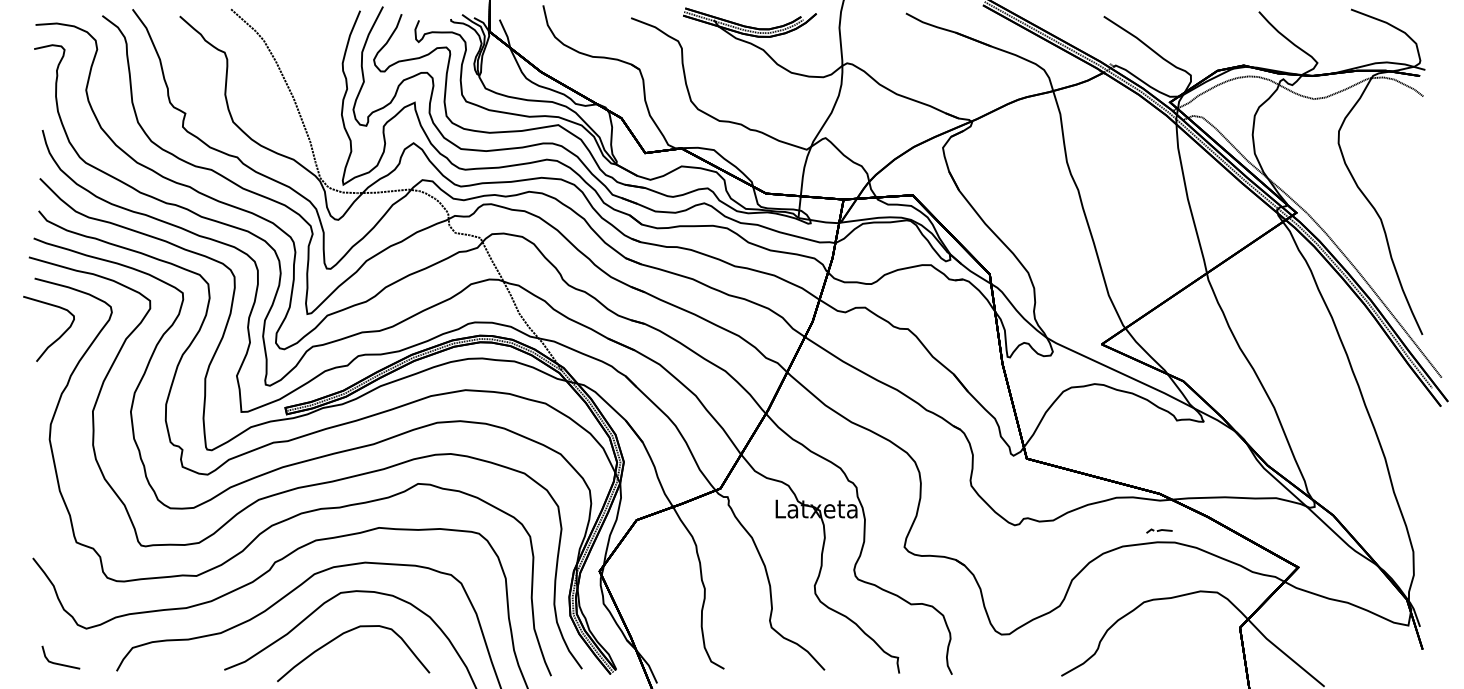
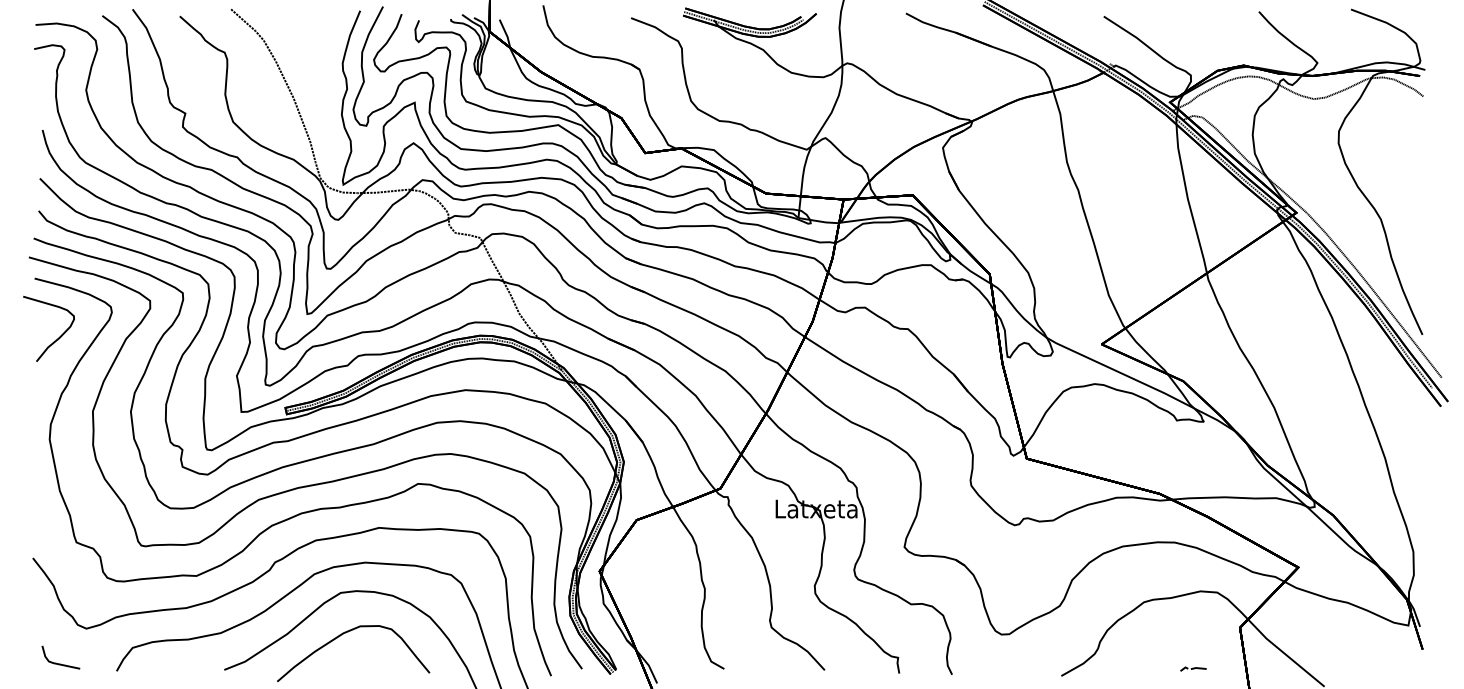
part position: (1159, 530) -> (1193, 668) (1193, 668)
